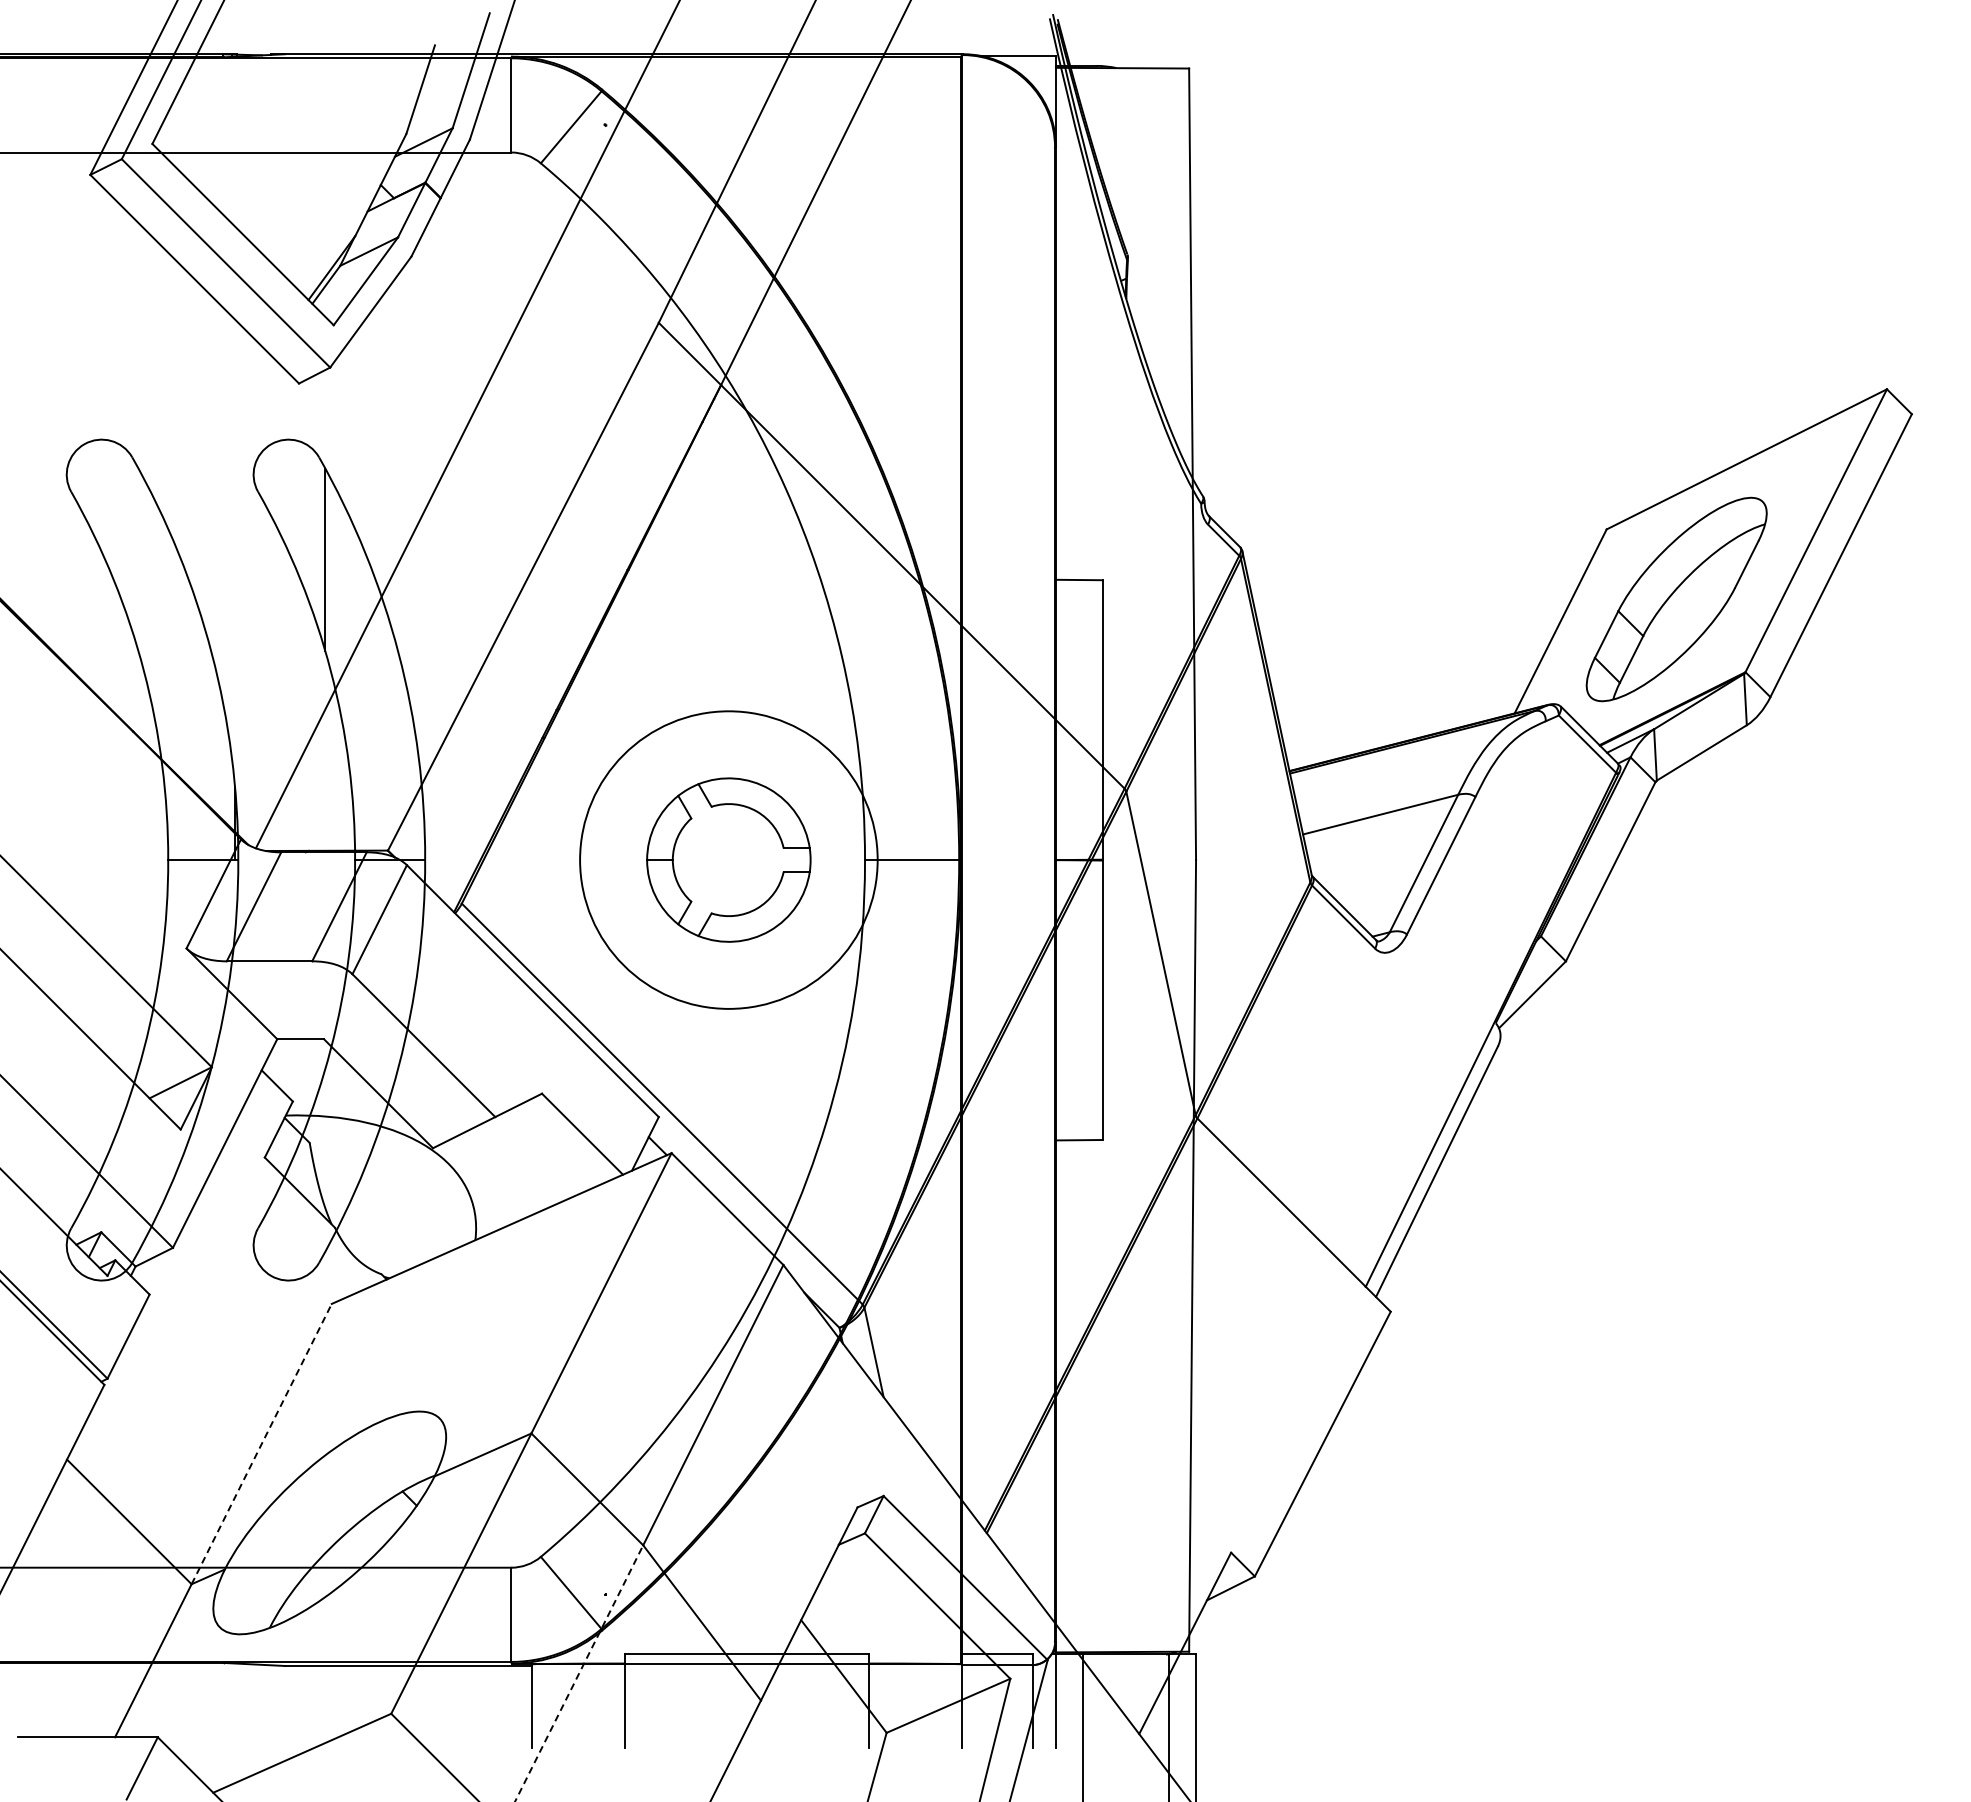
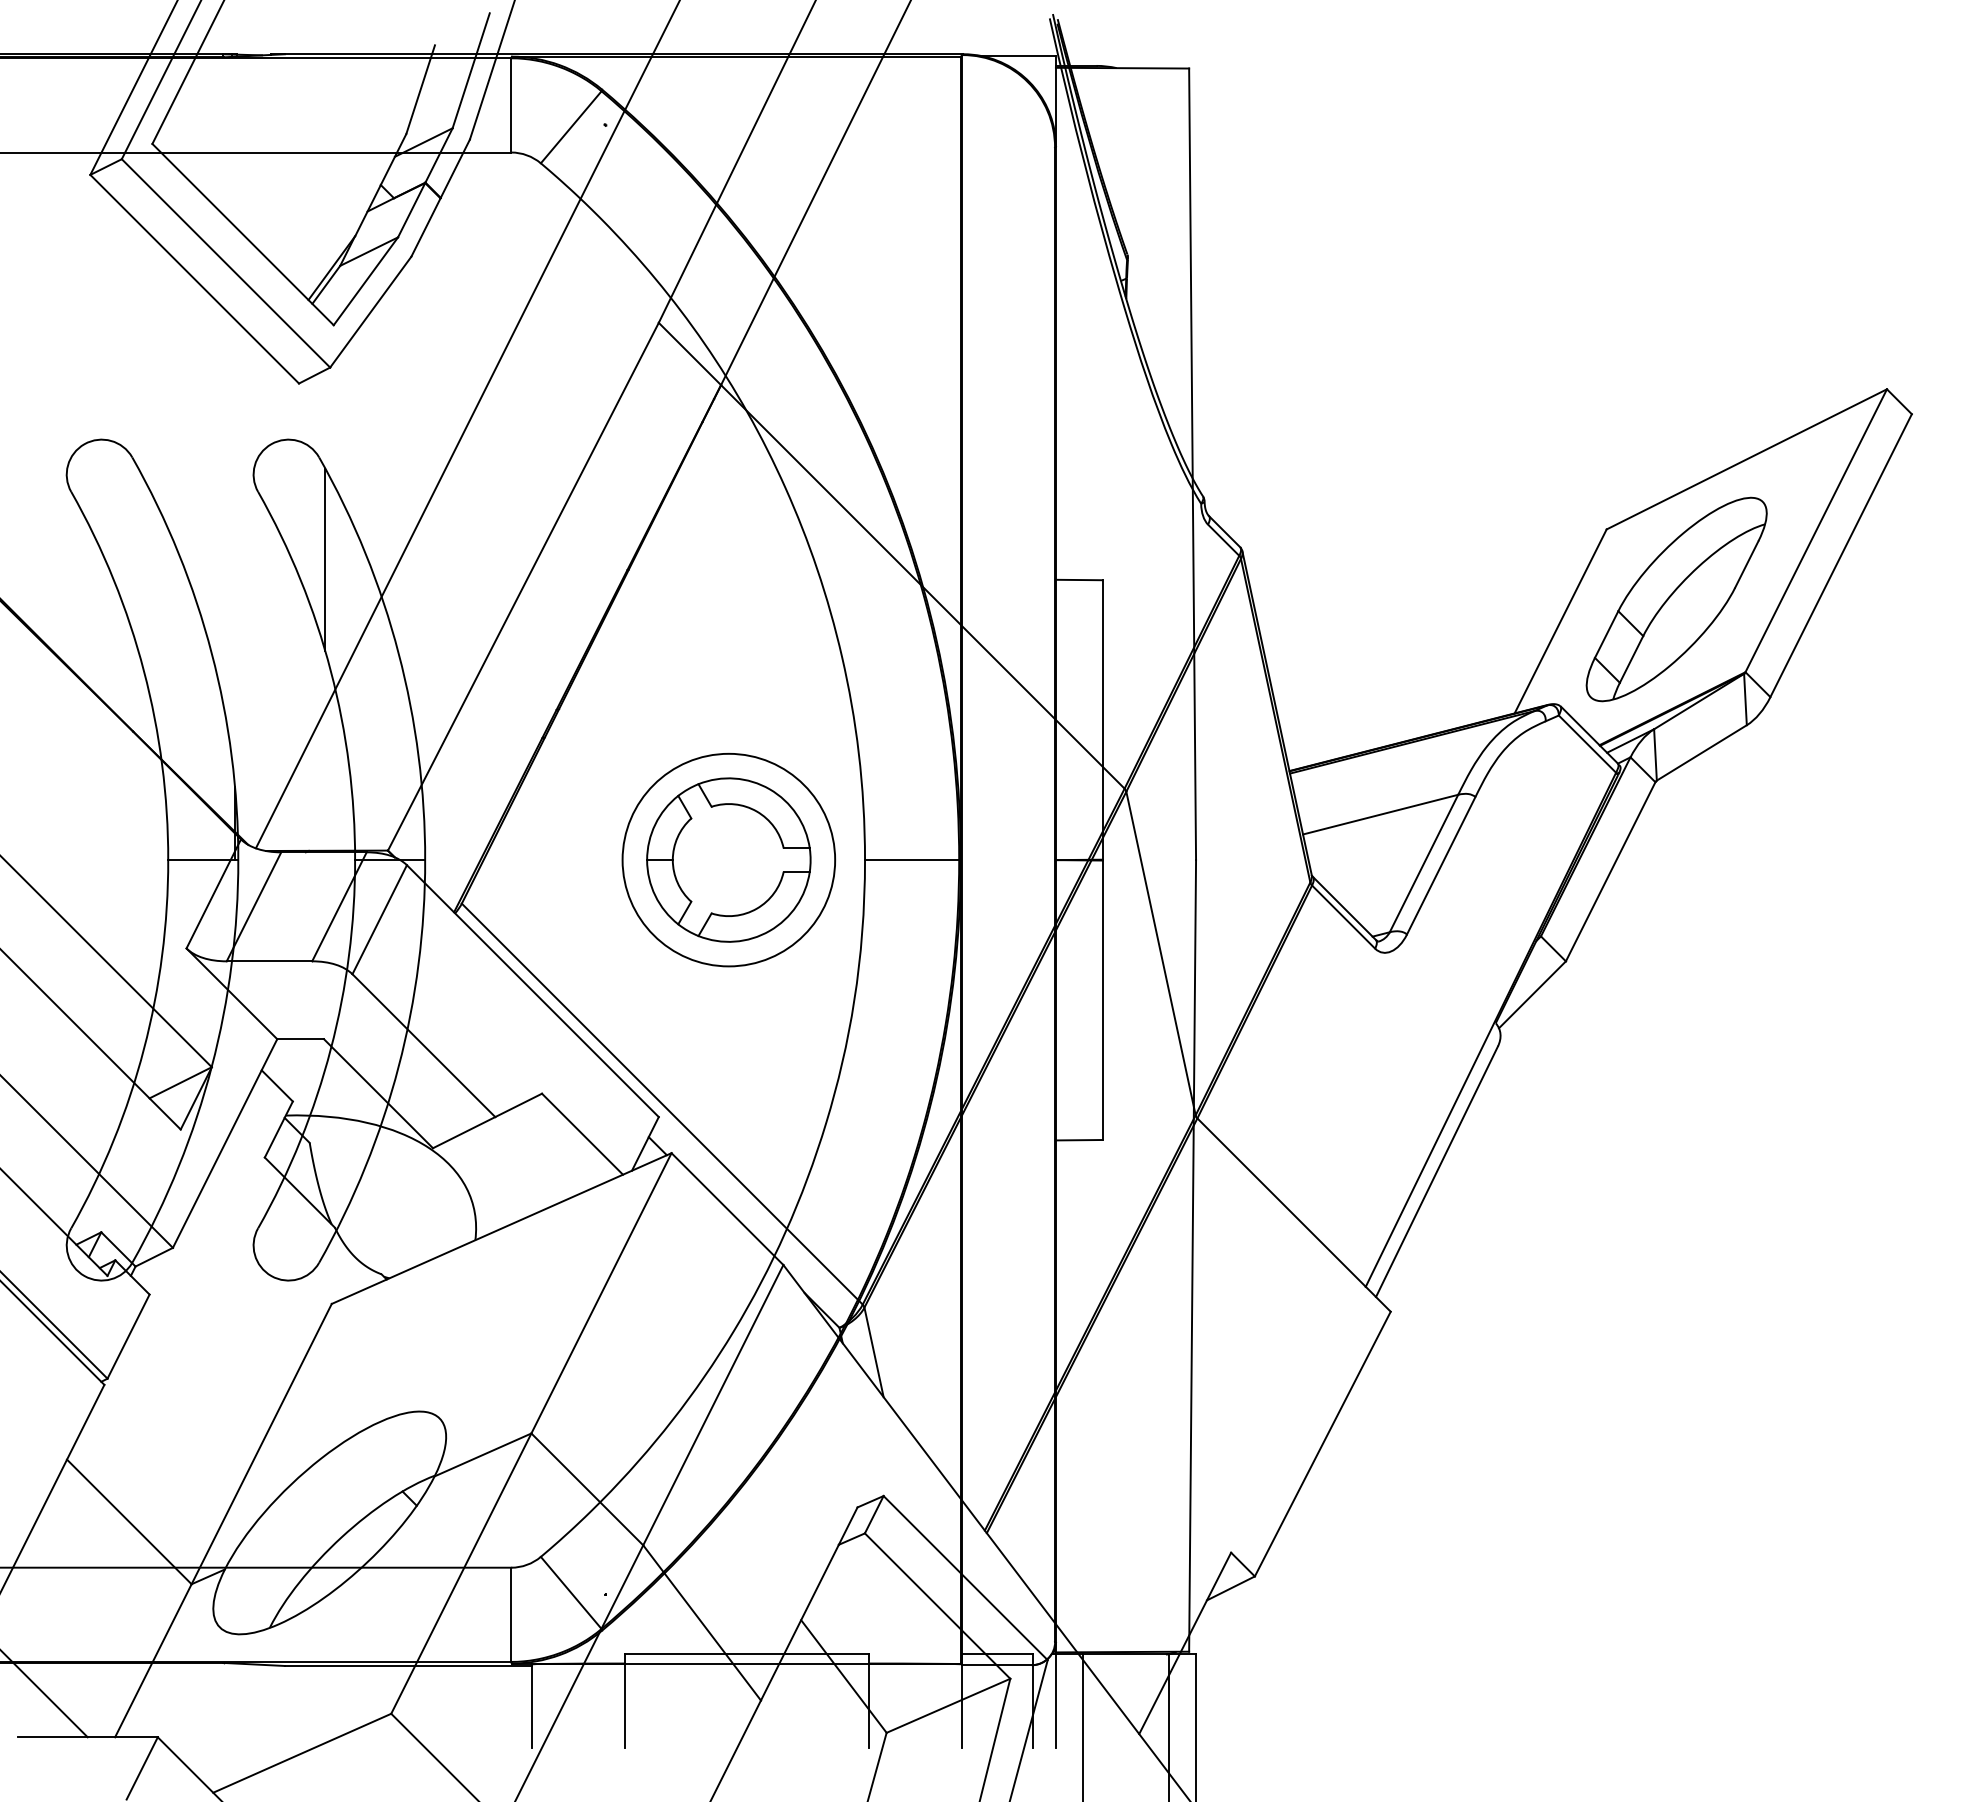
circle diameter: 298 px -> 213 px (728, 859)
line: dashed -> solid (261, 1444)
line: dashed -> solid (579, 1672)
line: none -> present (44, 1694)
